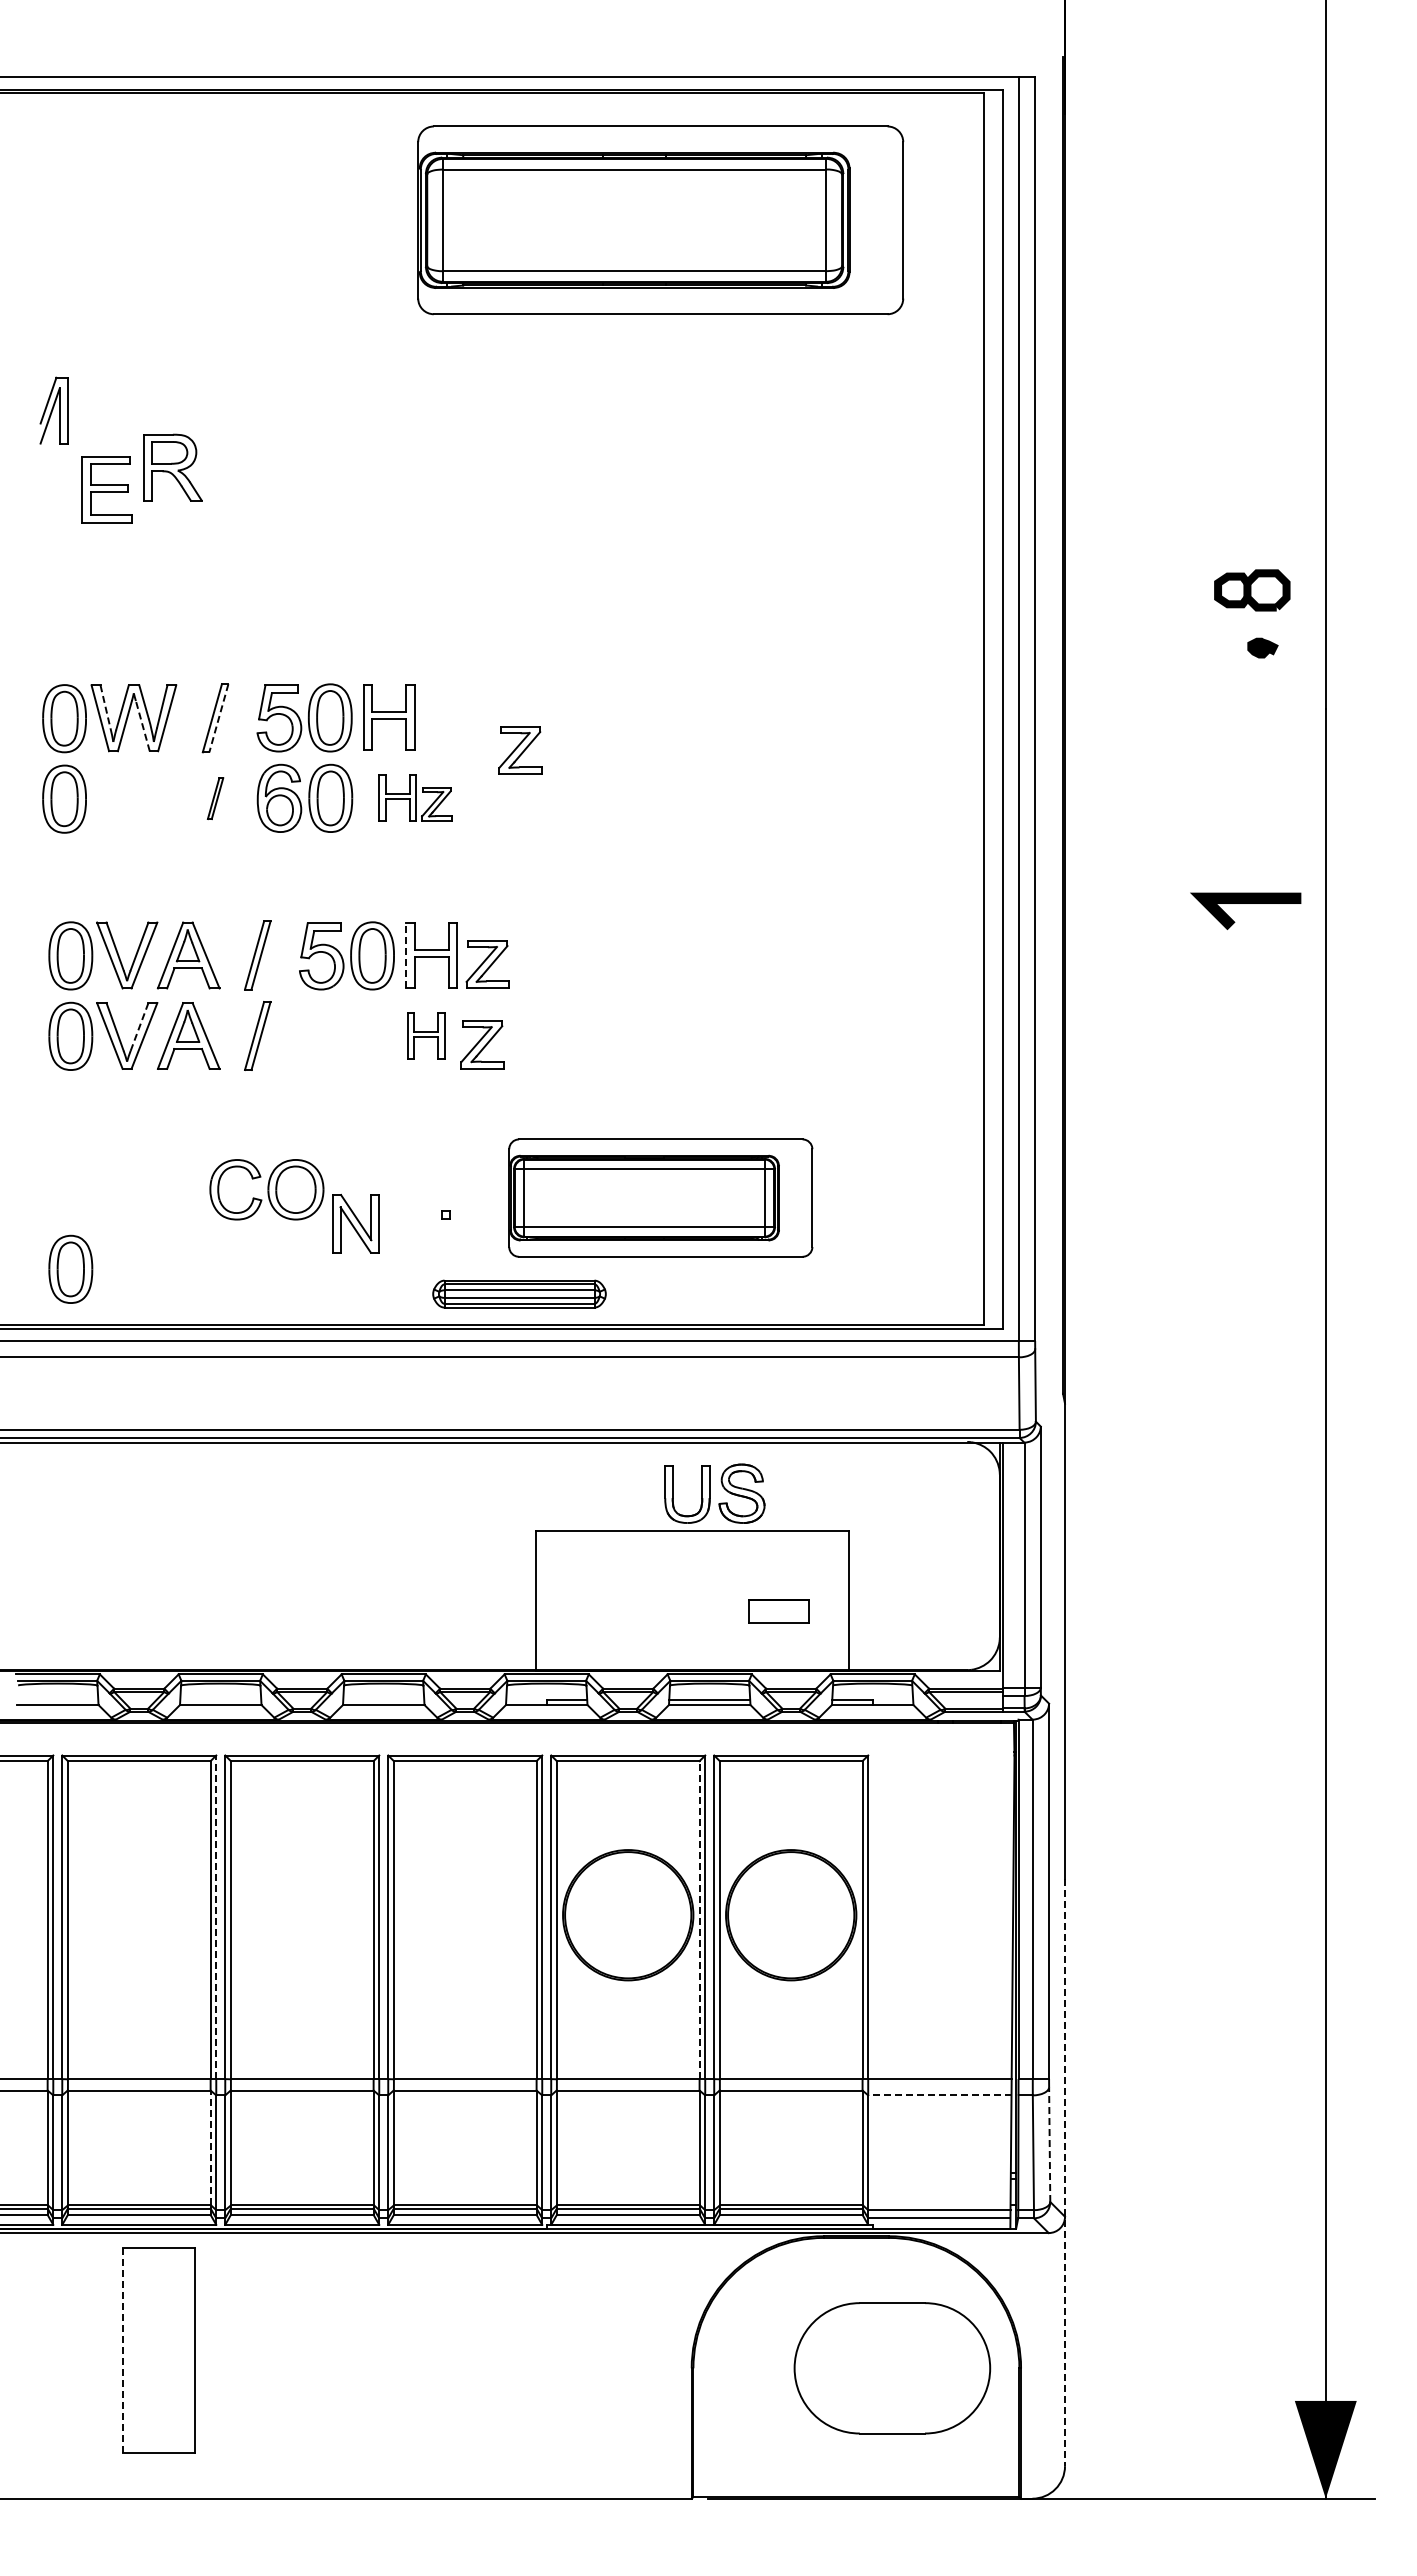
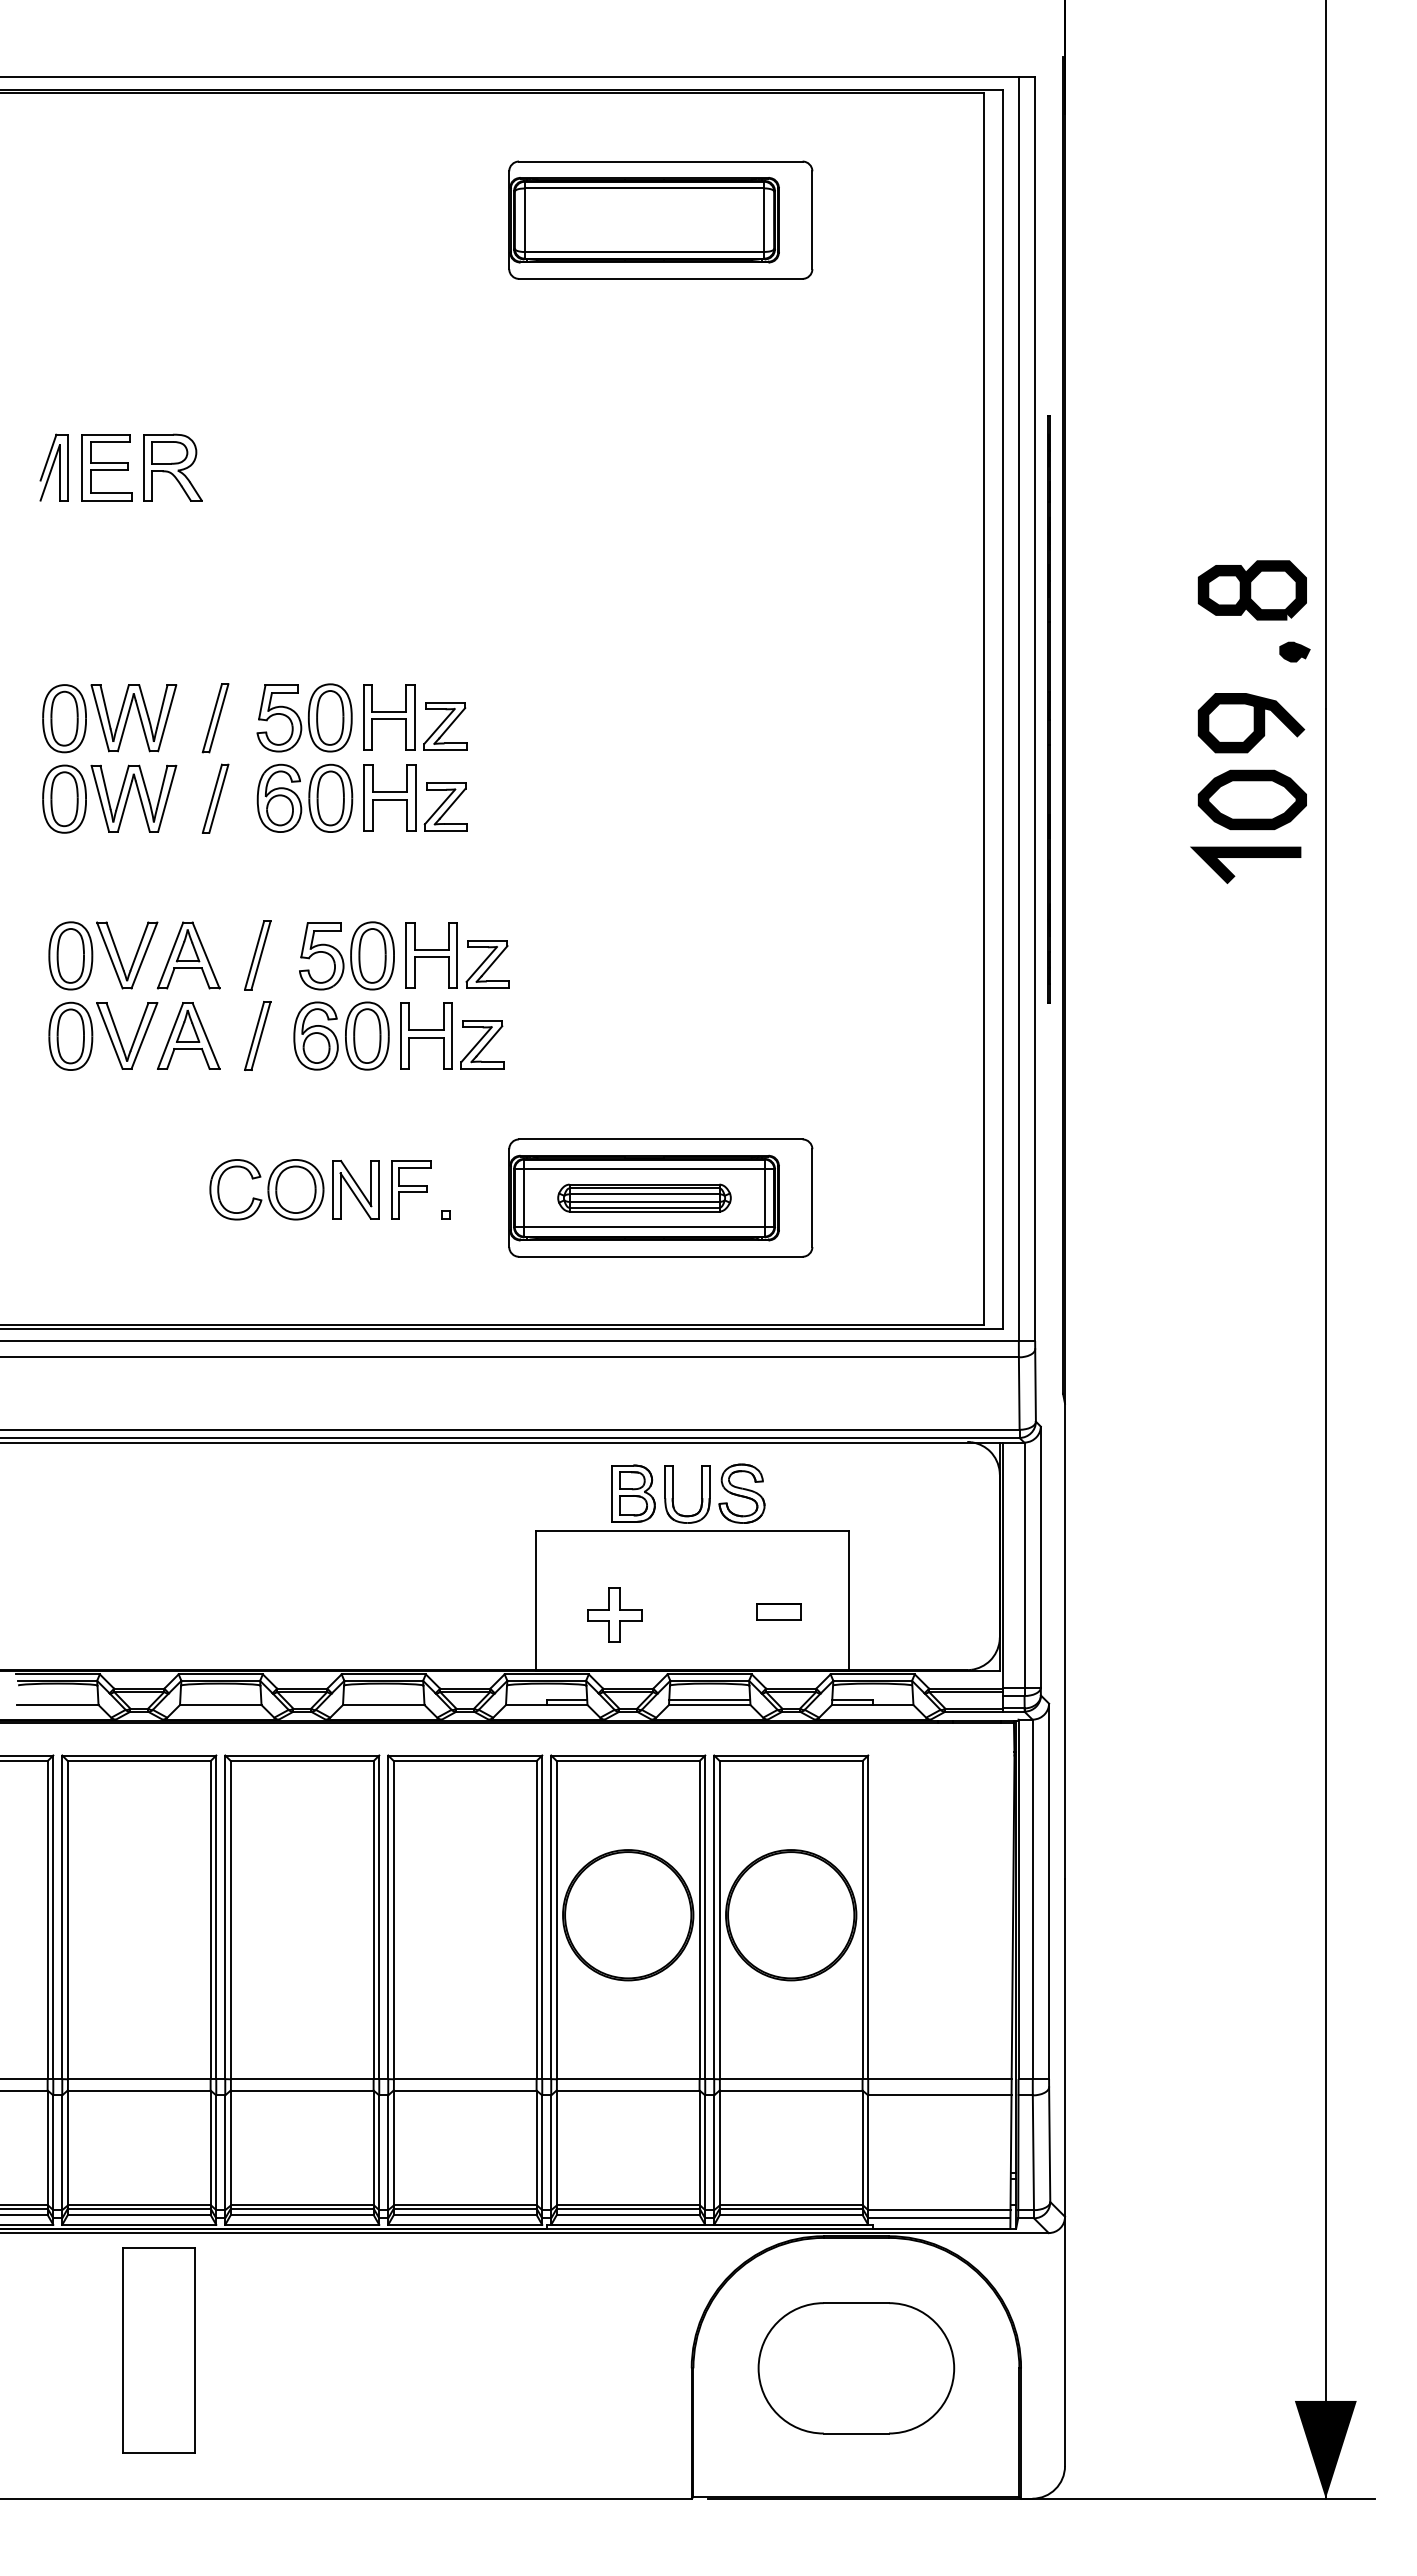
part size: 488x191 px -> 306x120 px (660, 219)
part position: (53, 410) -> (53, 467) (53, 467)
part position: (106, 489) -> (106, 467) (106, 467)
part size: 77x43 px -> 110x61 px (1251, 590)
part position: (1262, 647) -> (1294, 651) (1294, 651)
line: dashed -> solid (105, 707)
line: none -> present (1048, 709)
line: dashed -> solid (218, 718)
curve: none -> present (1253, 723)
line: dashed -> solid (142, 725)
part position: (520, 750) -> (445, 726) (445, 726)
part size: 75x48 px -> 105x68 px (415, 797)
part: none -> present (133, 798)
part size: 19x43 px -> 29x71 px (215, 798)
part: none -> present (1251, 799)
line position: (1245, 903) -> (1245, 857) (1245, 857)
line: dashed -> solid (405, 955)
line: dashed -> solid (139, 1026)
part: none -> present (341, 1035)
part size: 39x48 px -> 53x68 px (426, 1035)
part: none -> present (411, 1189)
part position: (355, 1223) -> (355, 1189) (355, 1189)
part: present -> none (70, 1268)
part position: (519, 1293) -> (644, 1197) (644, 1197)
part: none -> present (633, 1493)
part size: 62x25 px -> 46x18 px (778, 1611)
part: none -> present (614, 1614)
line: dashed -> solid (216, 1917)
line: dashed -> solid (699, 1920)
line: dashed -> solid (939, 2095)
line: dashed -> solid (1049, 2144)
line: dashed -> solid (210, 2147)
line: dashed -> solid (1065, 2173)
line: dashed -> solid (122, 2350)
part position: (892, 2368) -> (856, 2368) (856, 2368)
